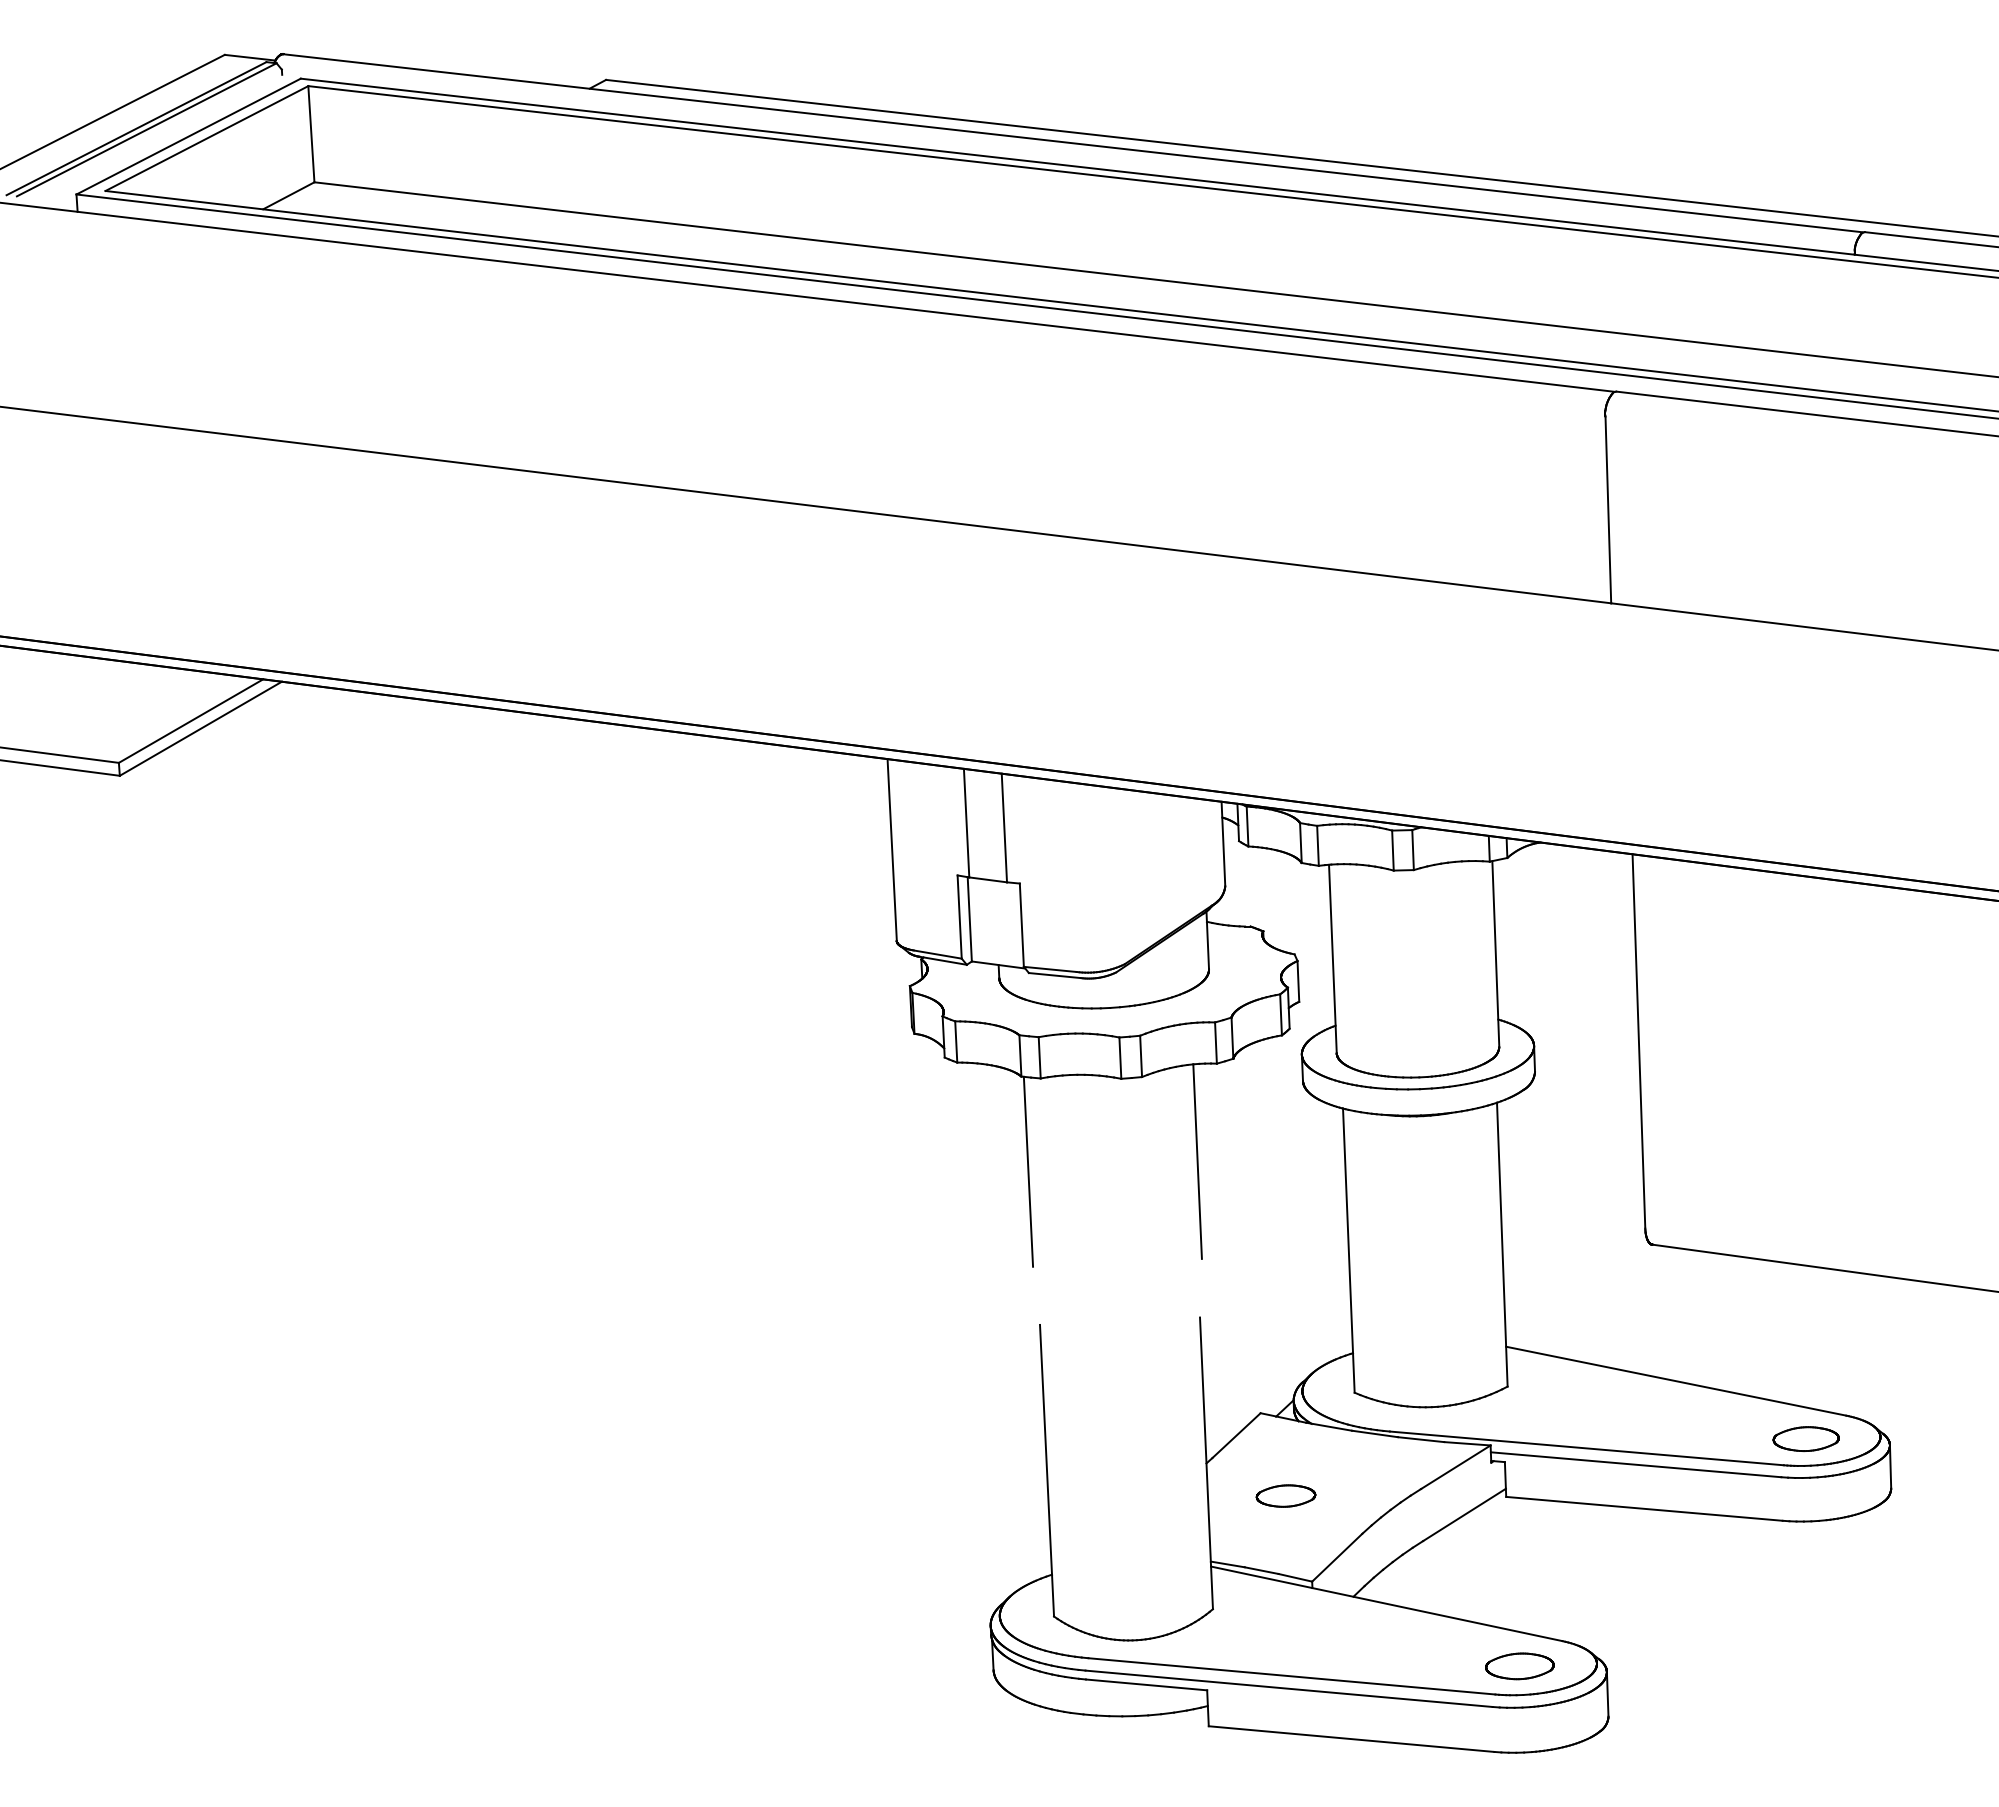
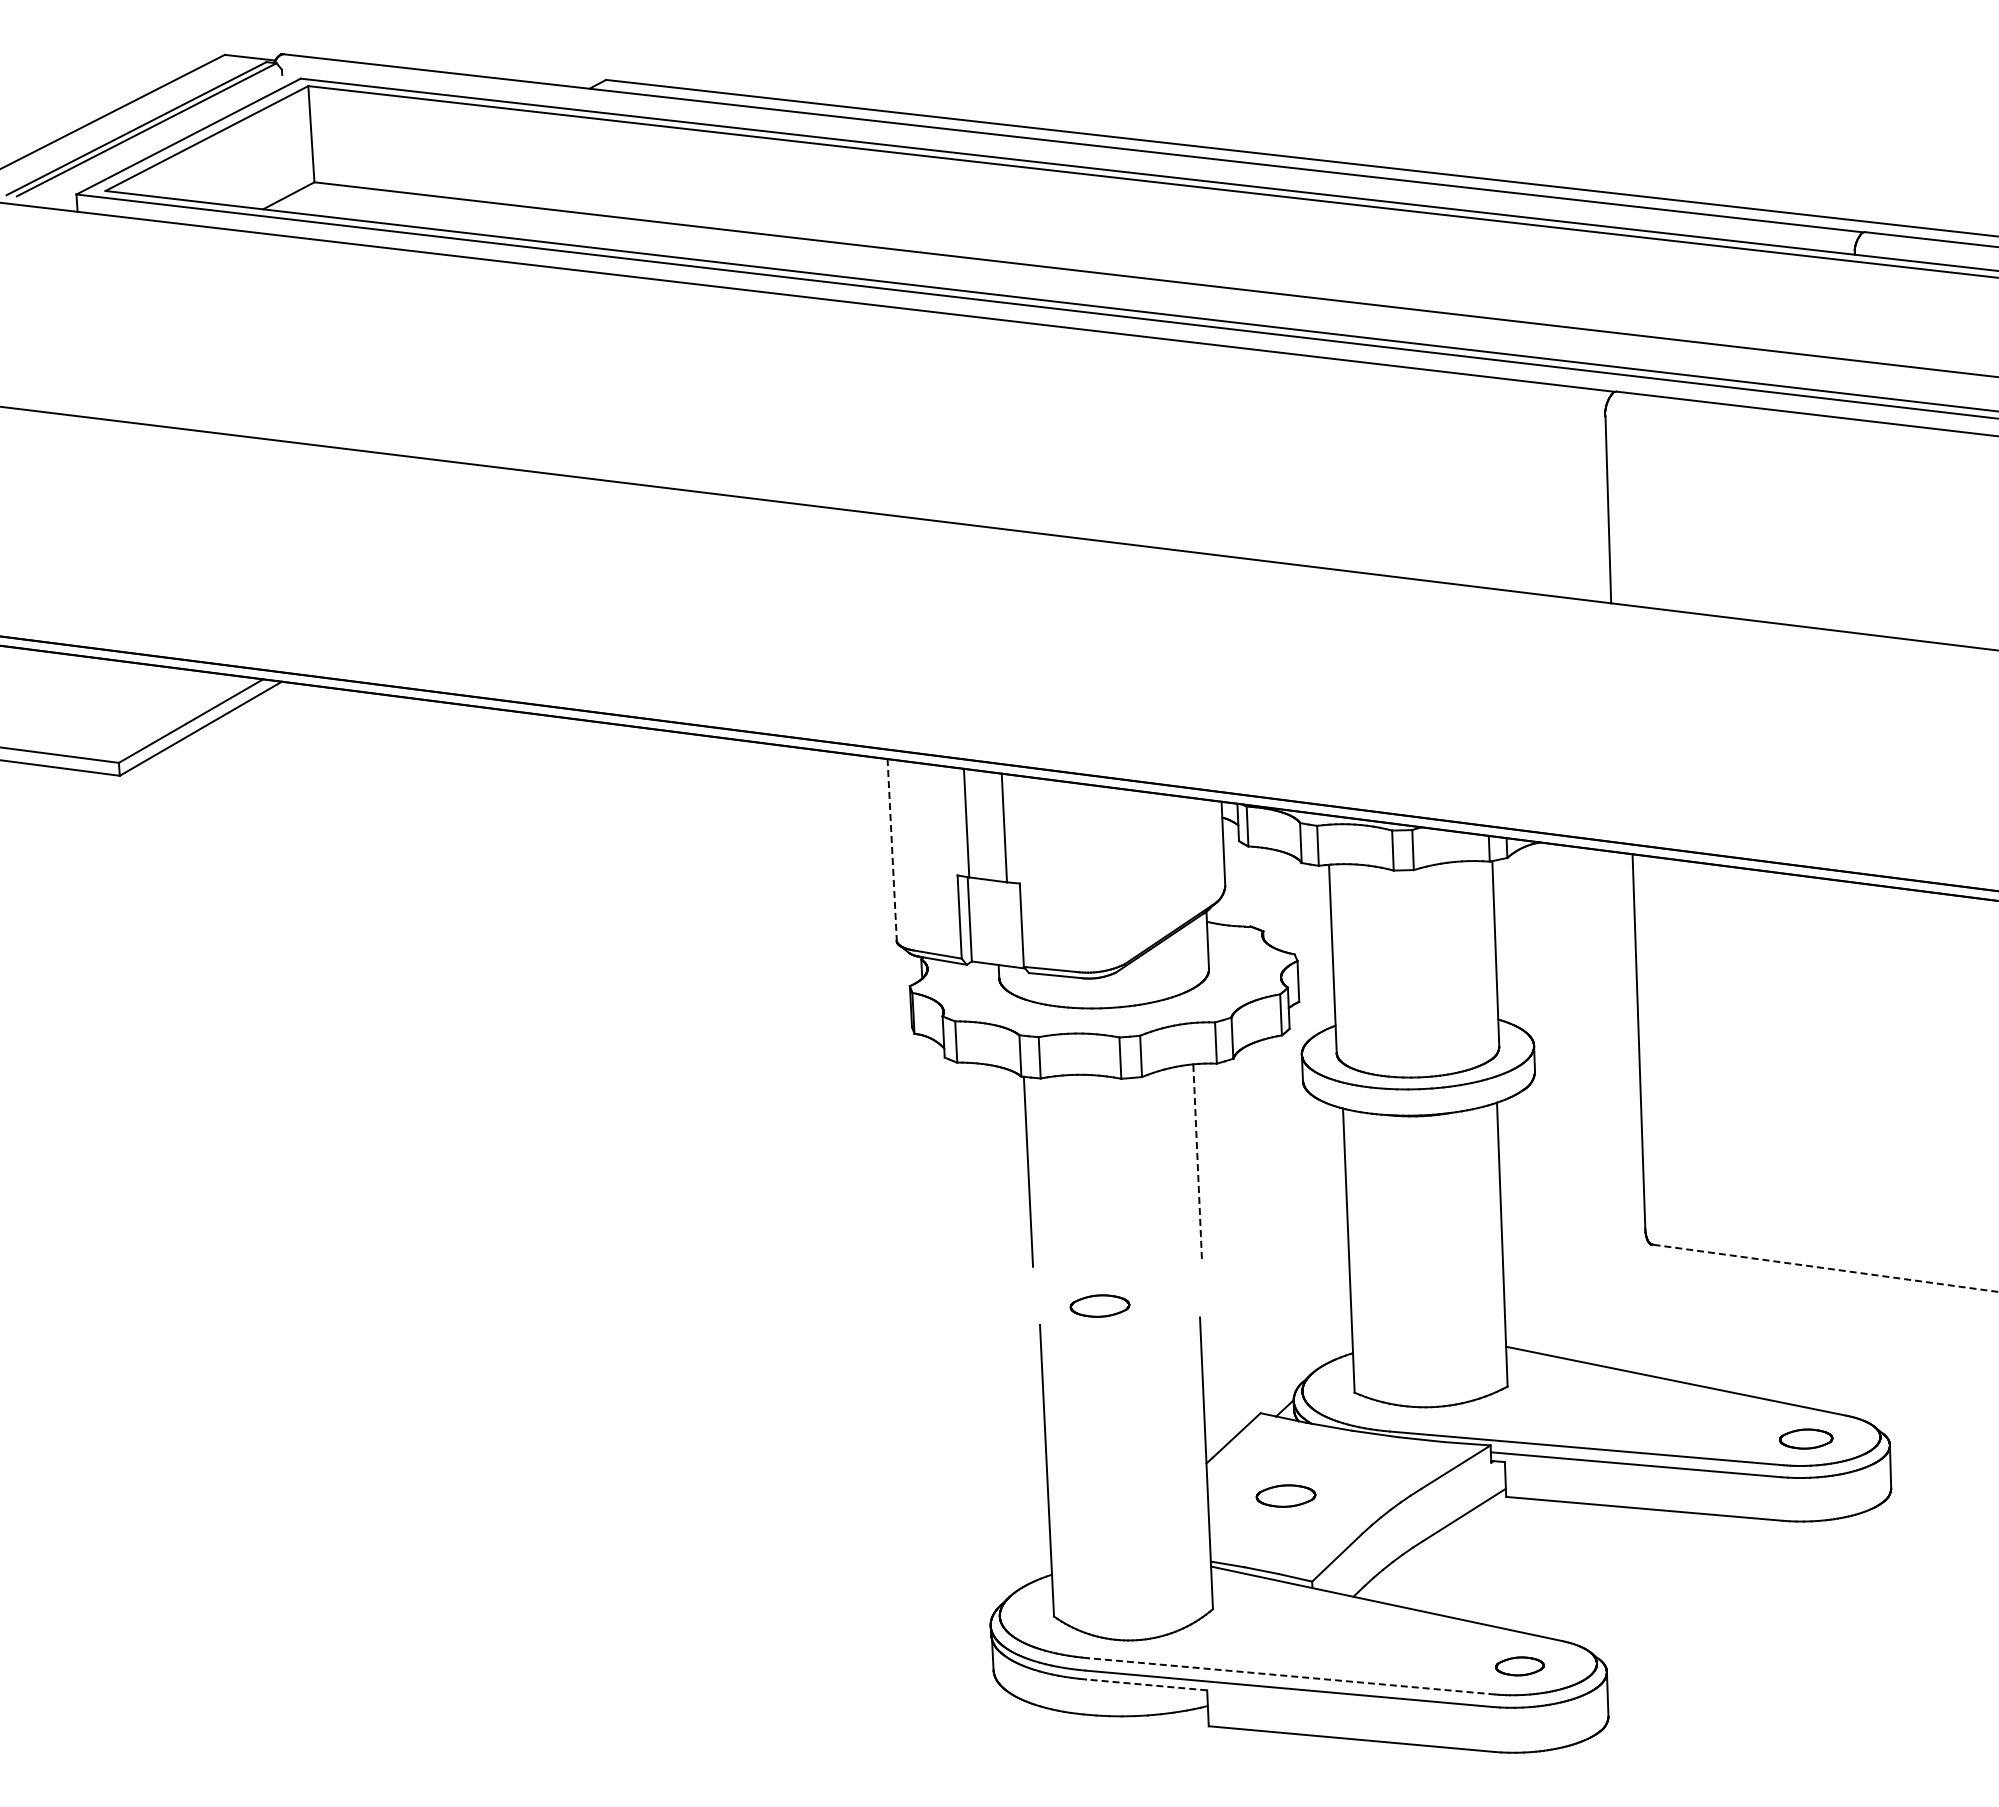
line: solid -> dashed (892, 850)
line: solid -> dashed (1197, 1161)
line: solid -> dashed (1824, 1268)
part: none -> present (1099, 1305)
part size: 68x26 px -> 55x22 px (1806, 1438)
part size: 70x29 px -> 50x21 px (1519, 1666)
line: solid -> dashed (1291, 1676)
line: solid -> dashed (1146, 1684)
